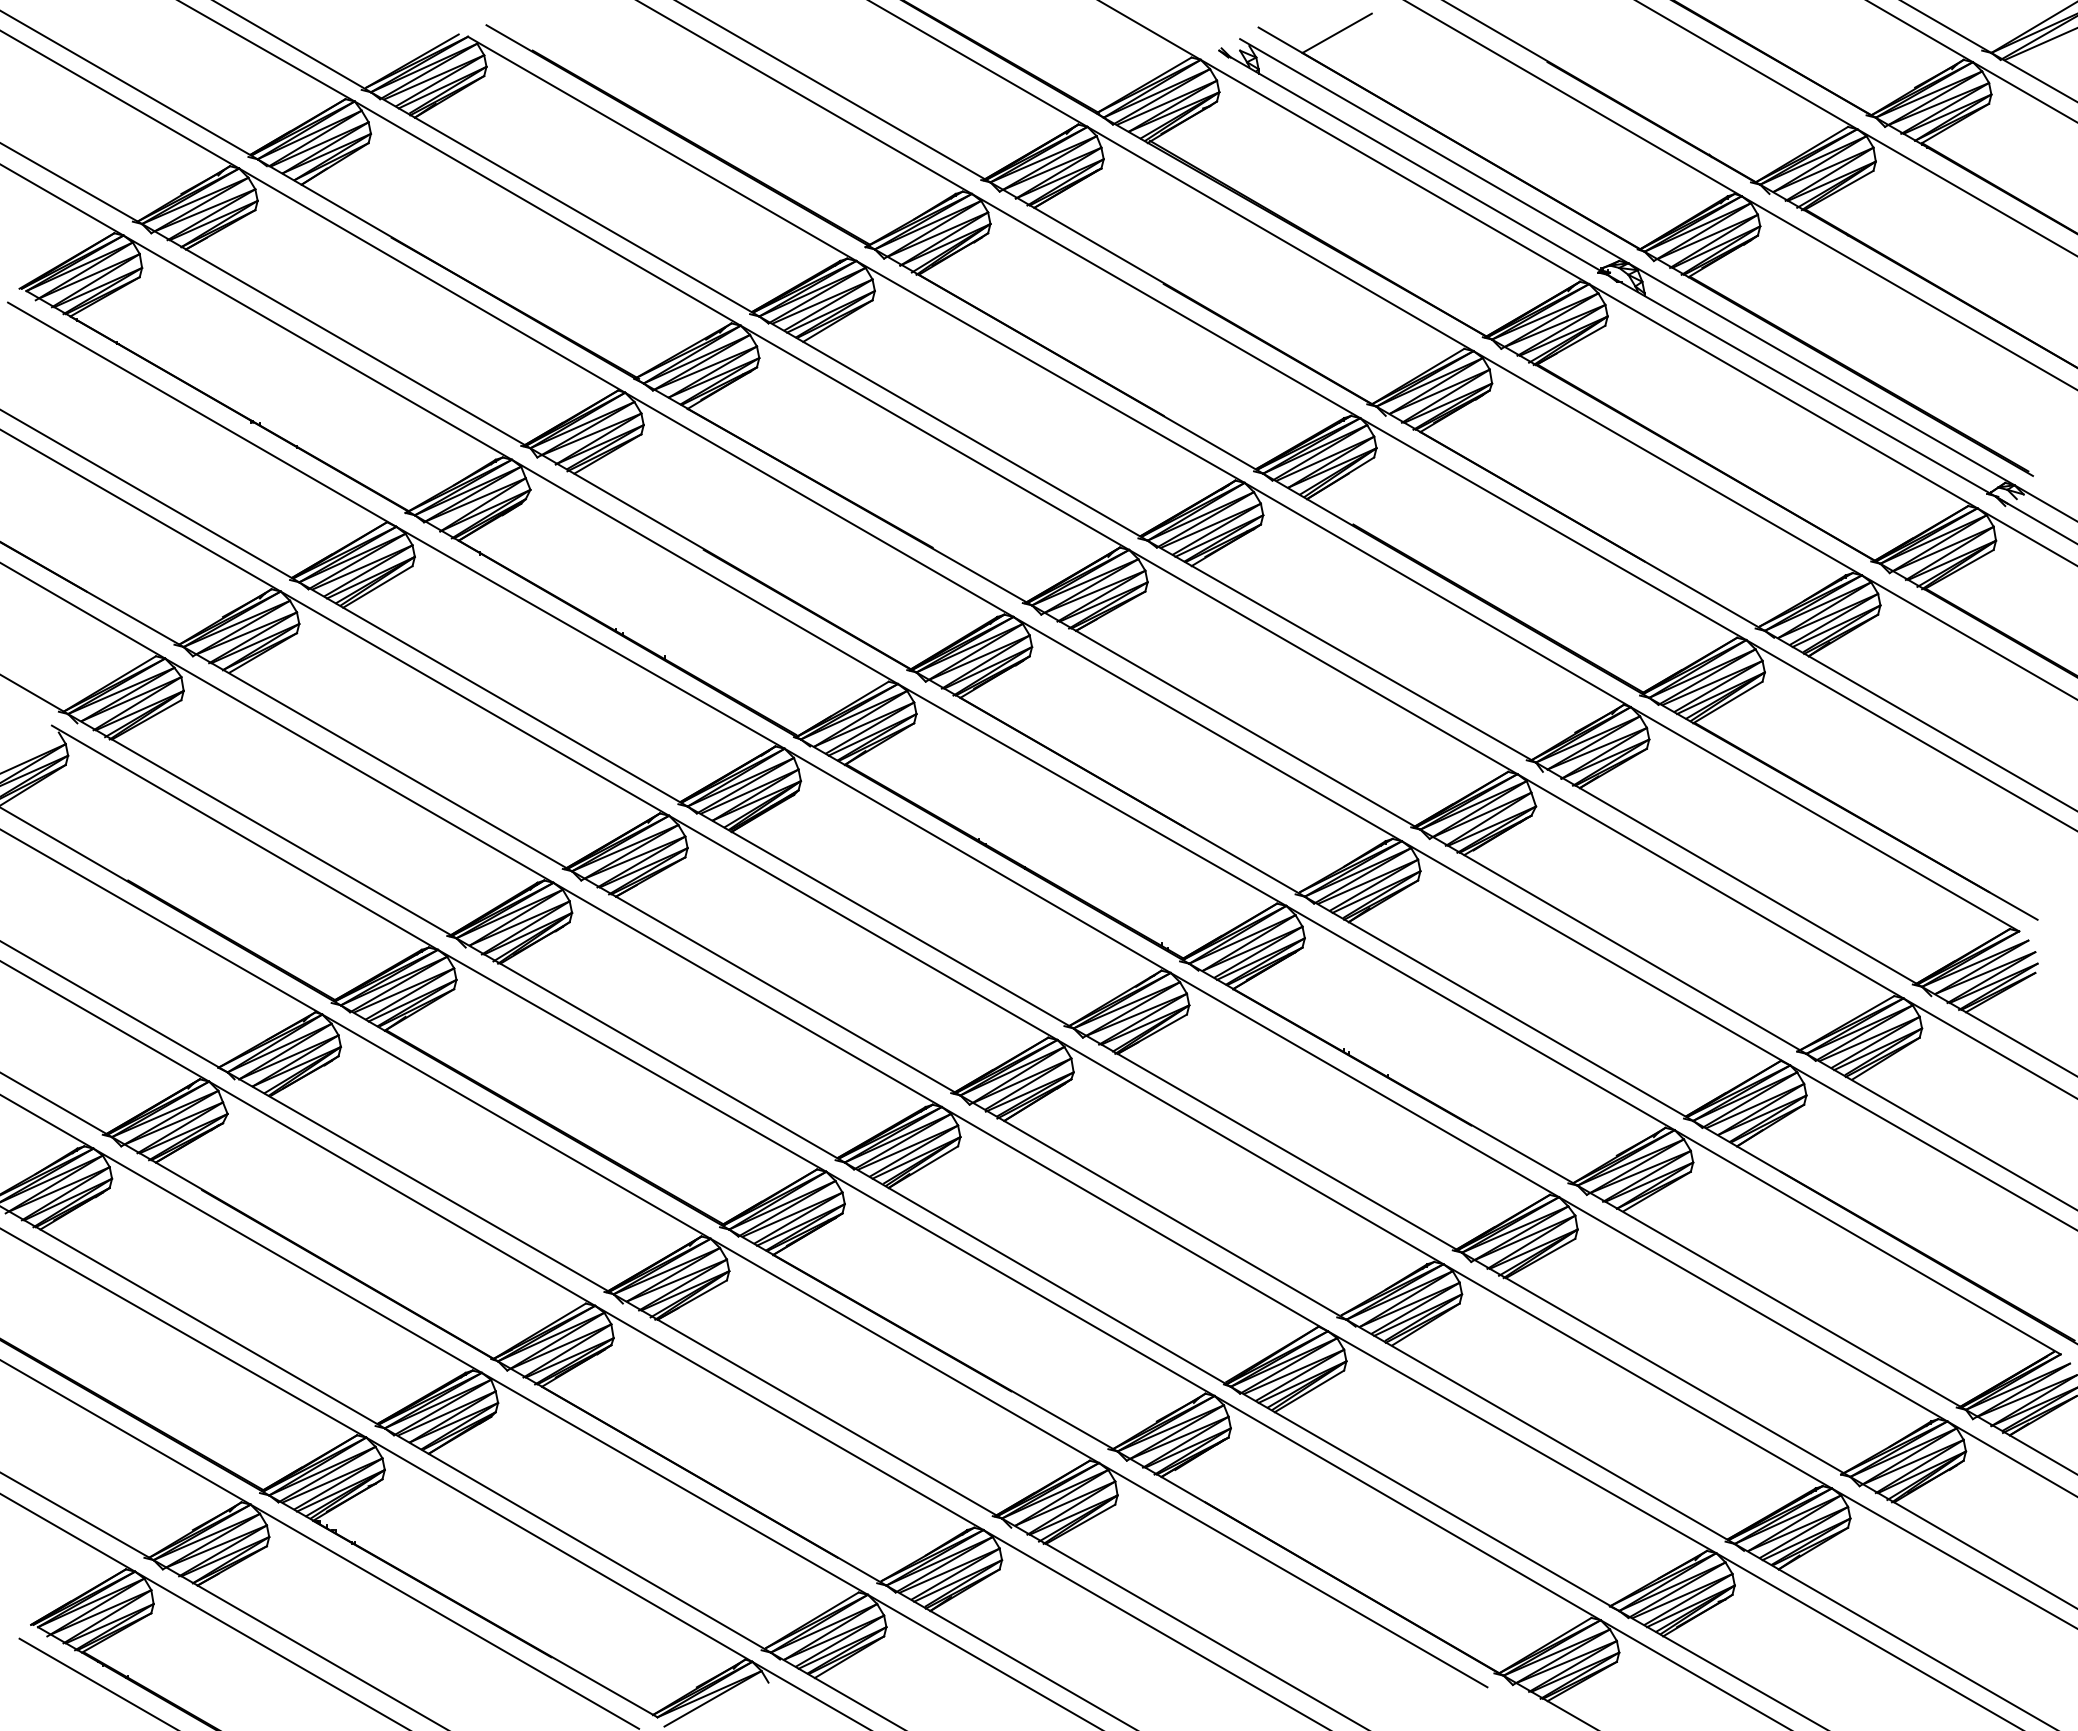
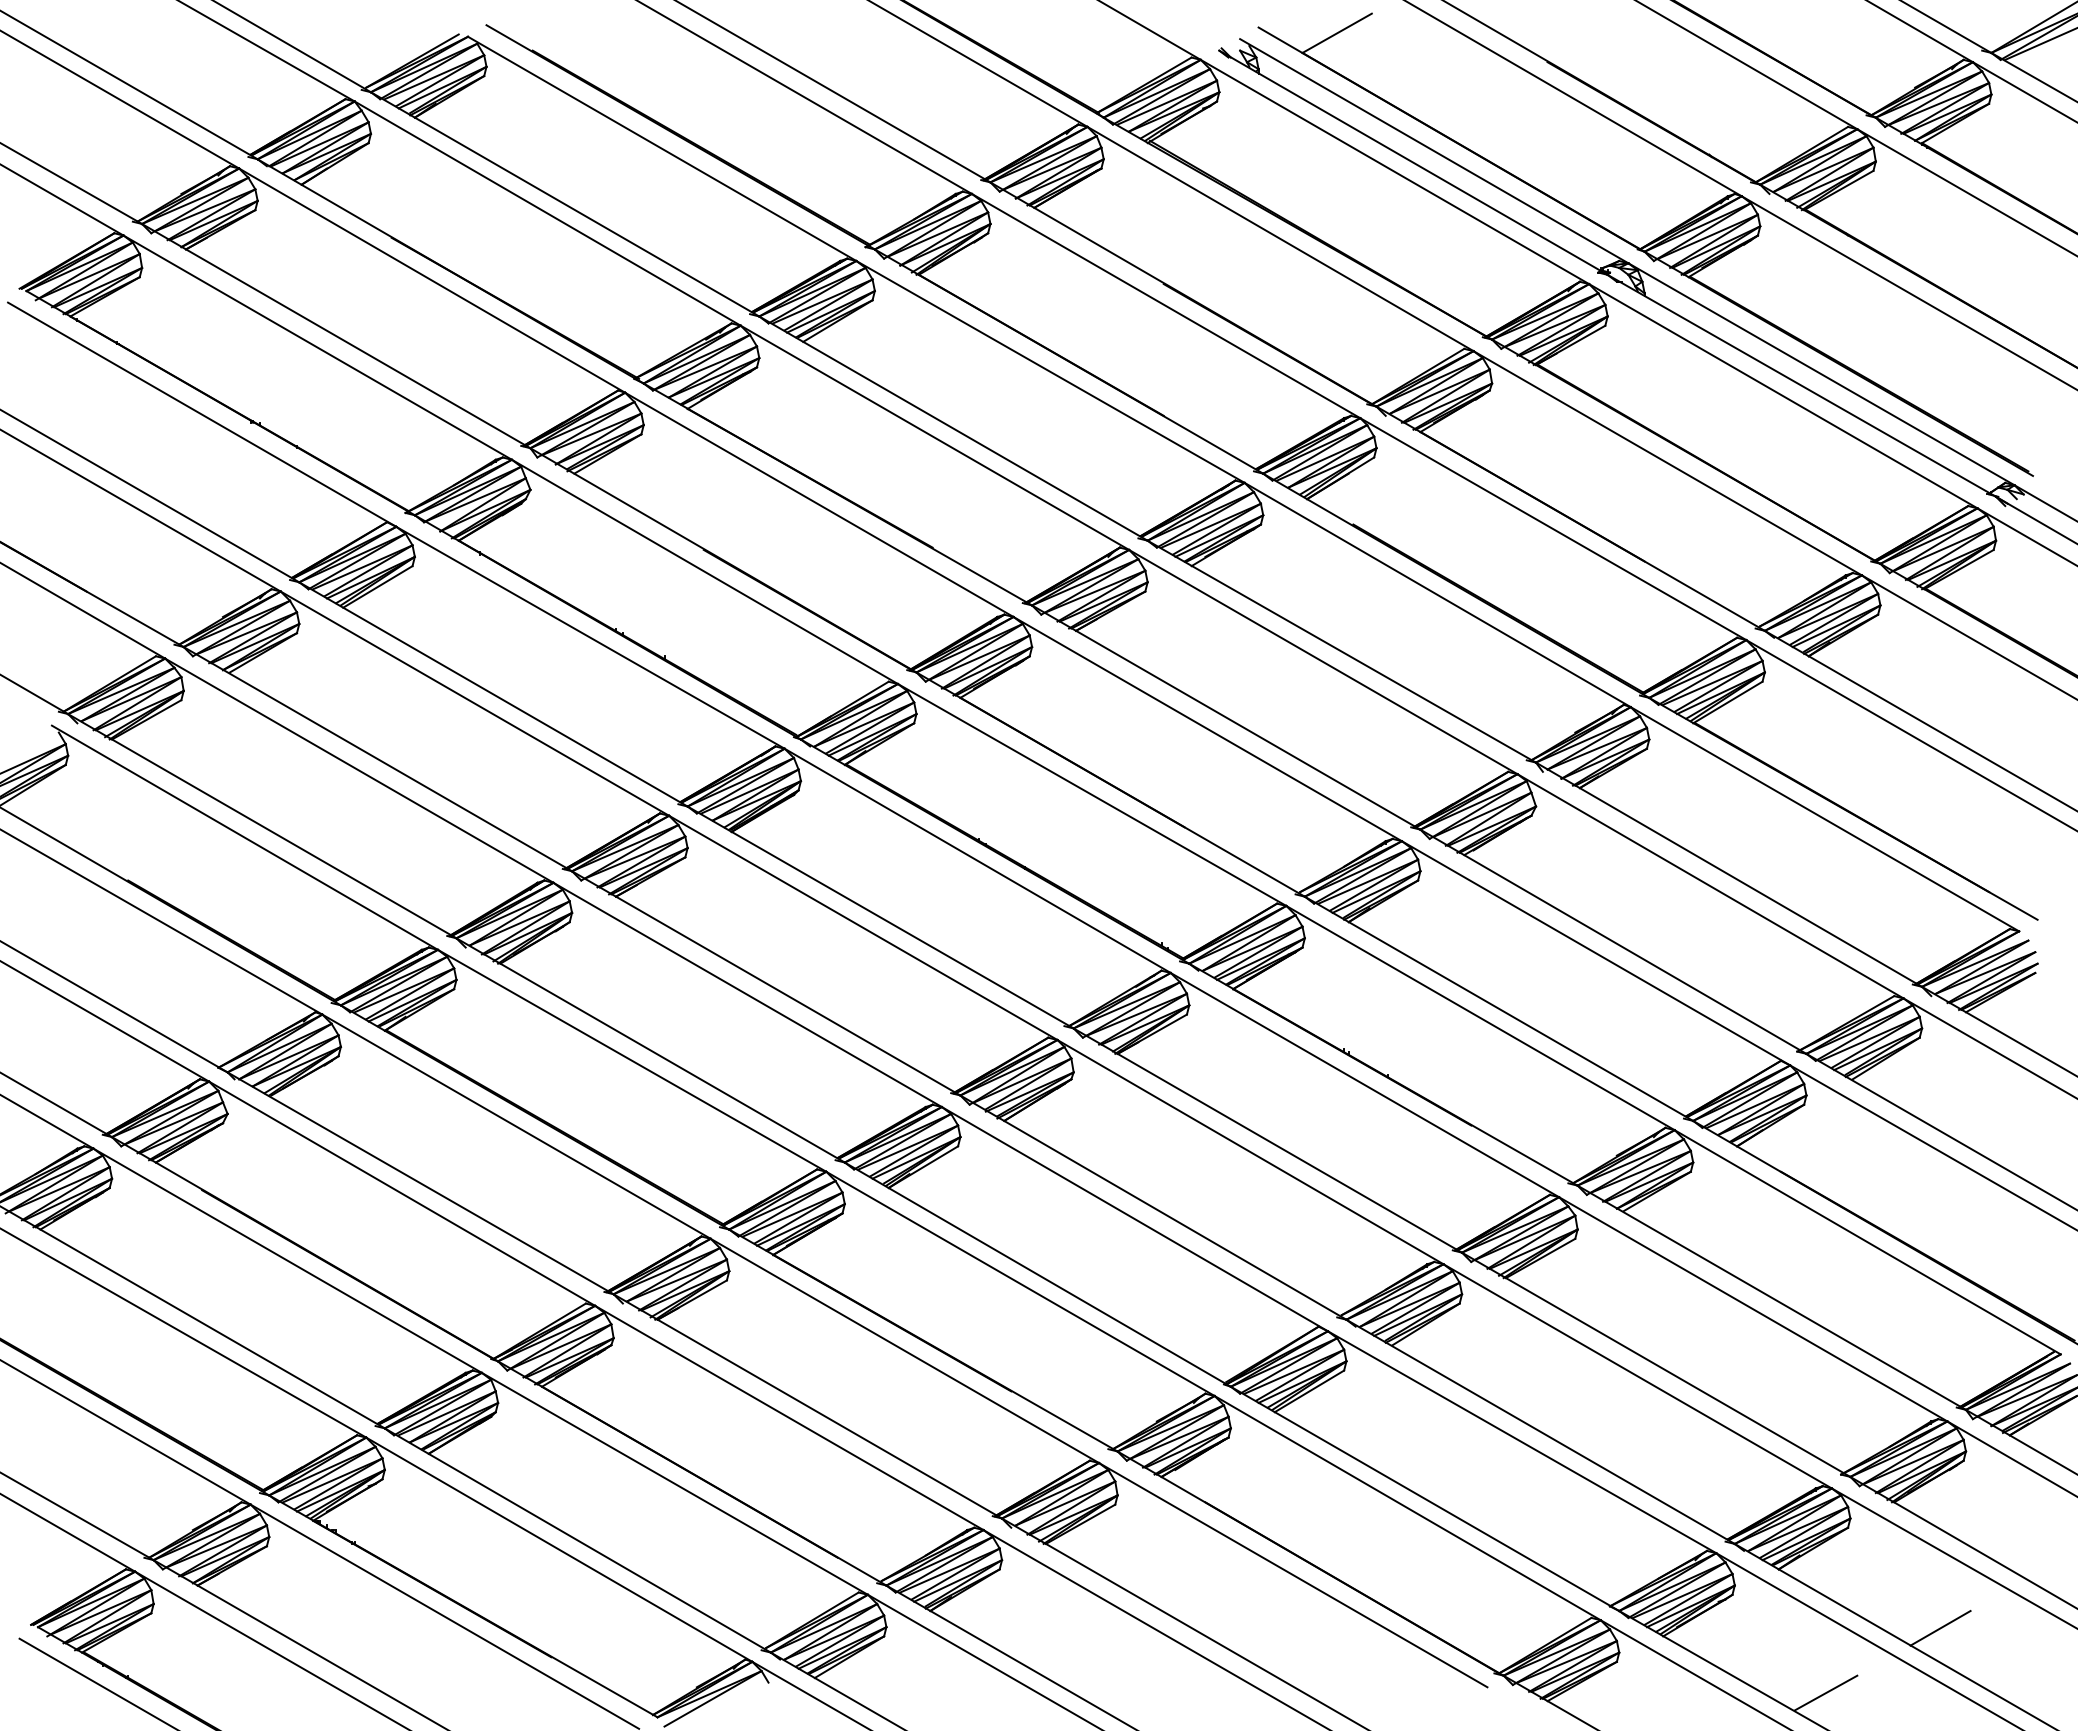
line: none -> present (1940, 1627)
line: none -> present (1825, 1692)
